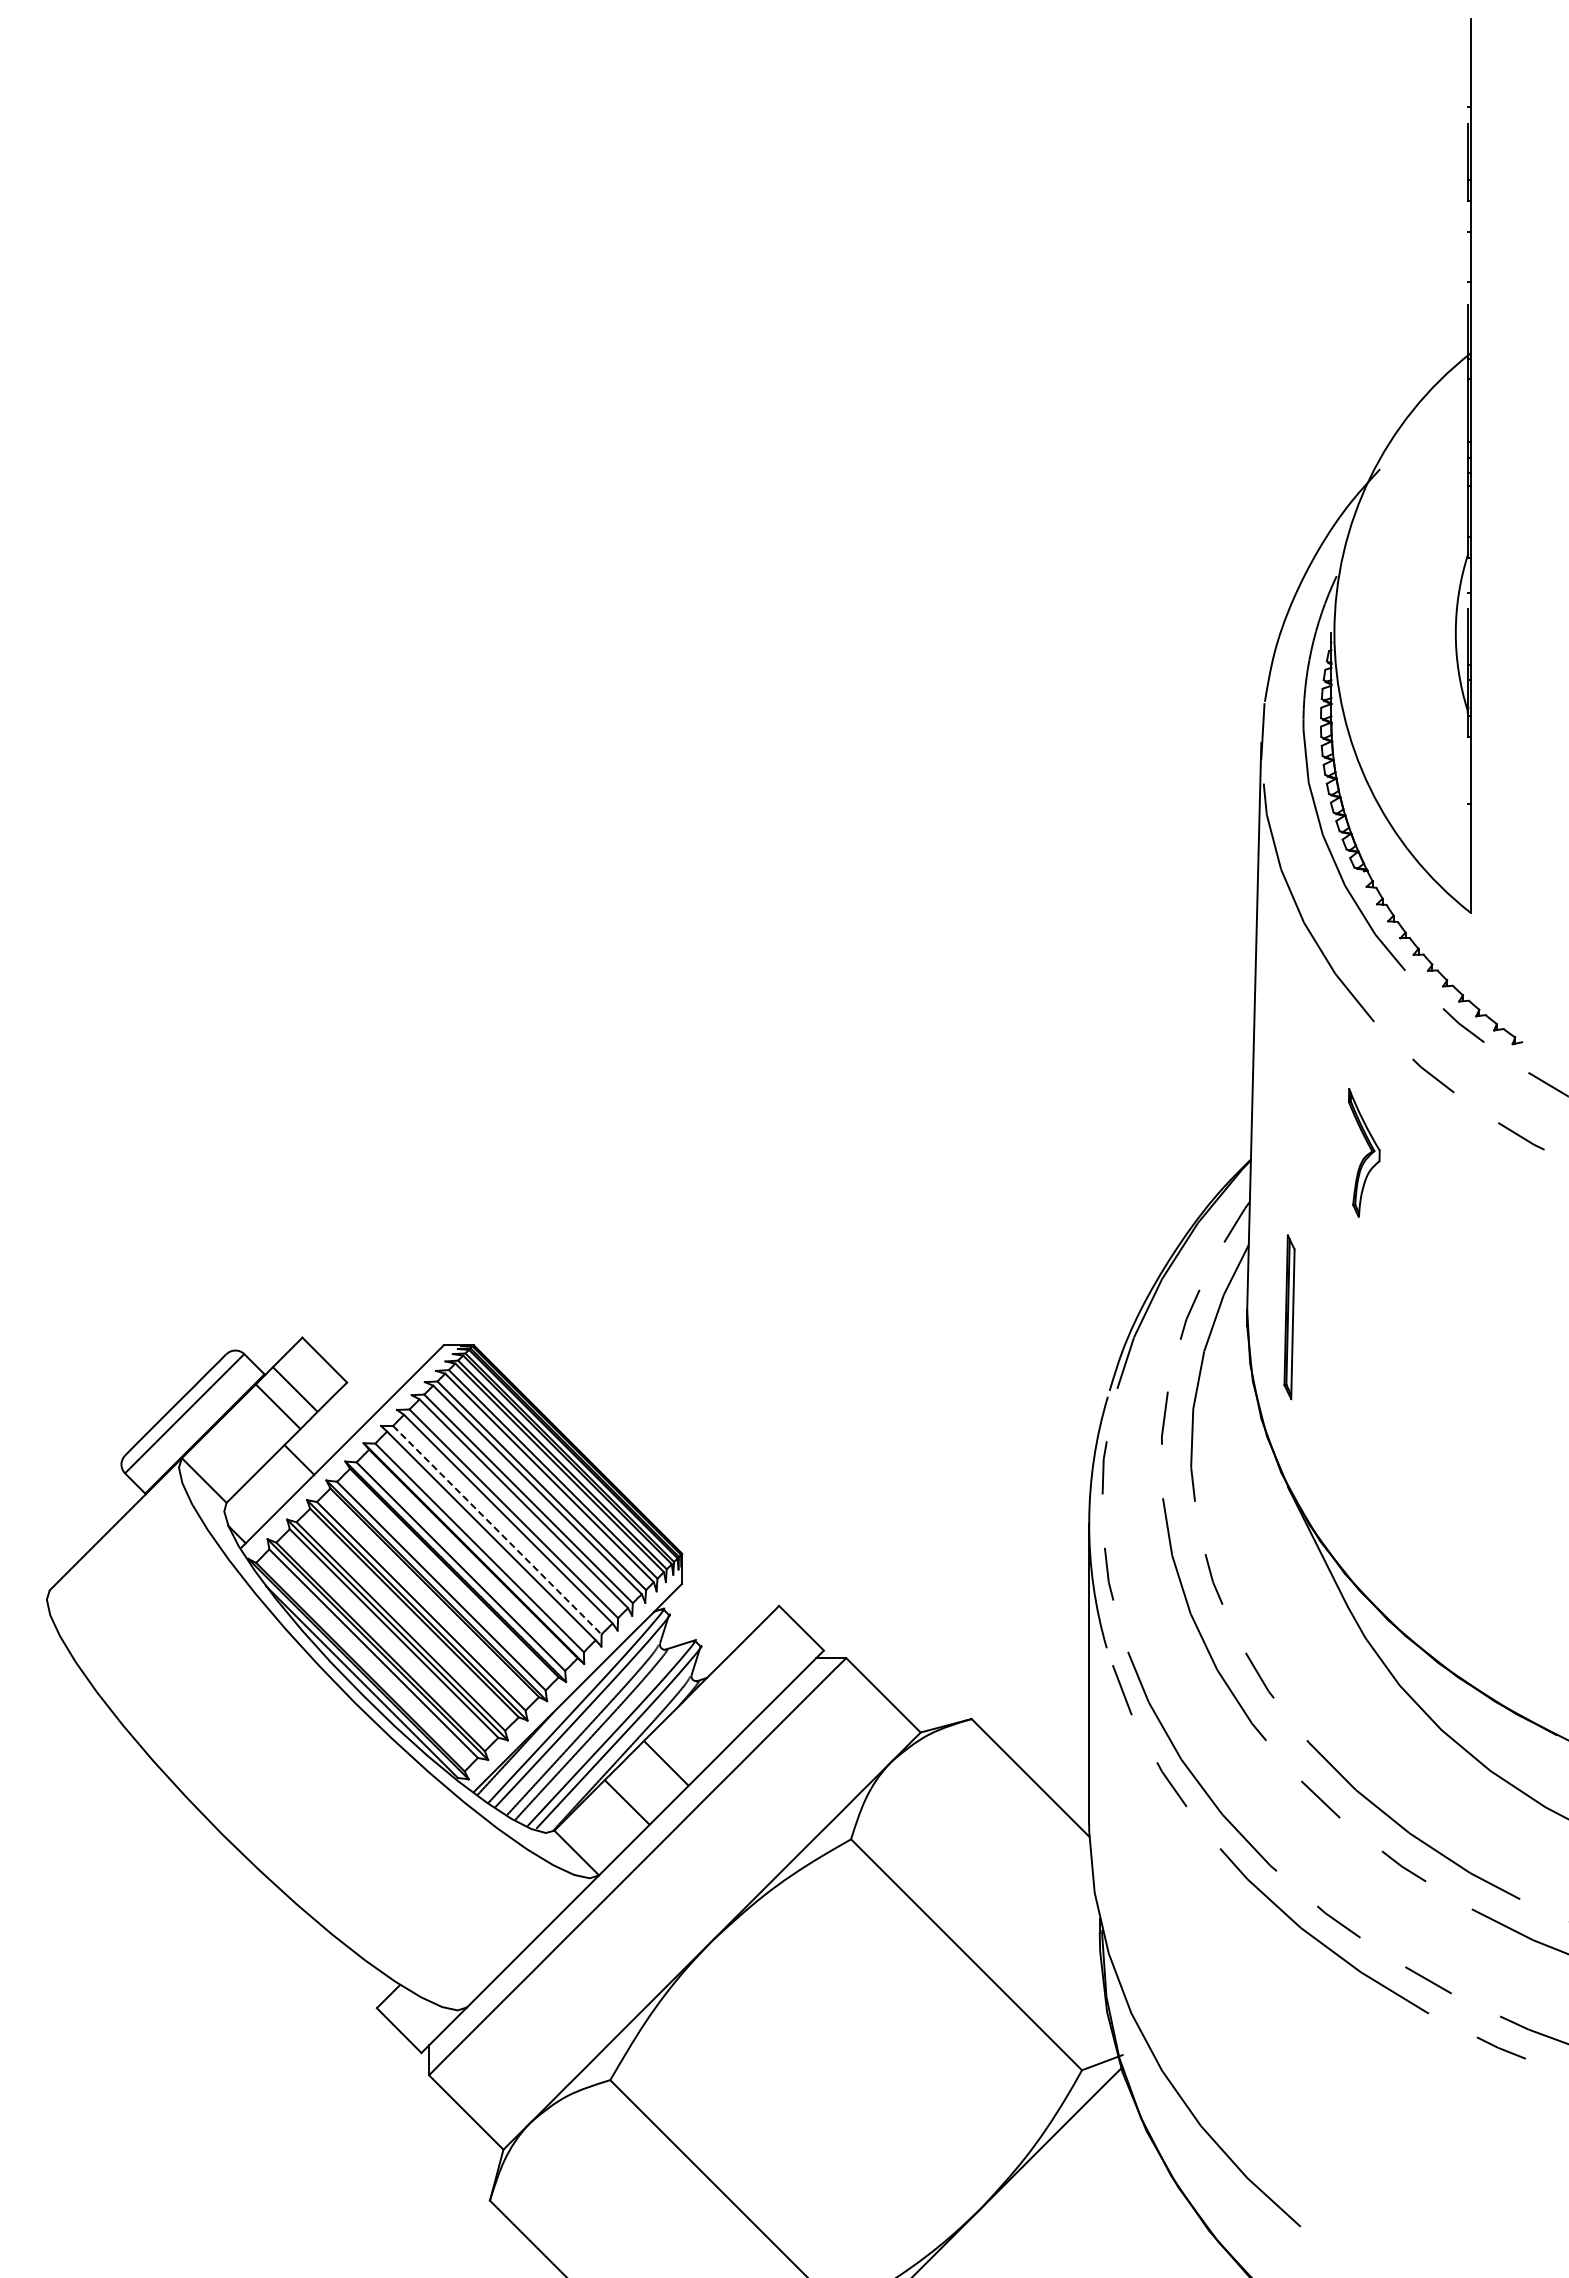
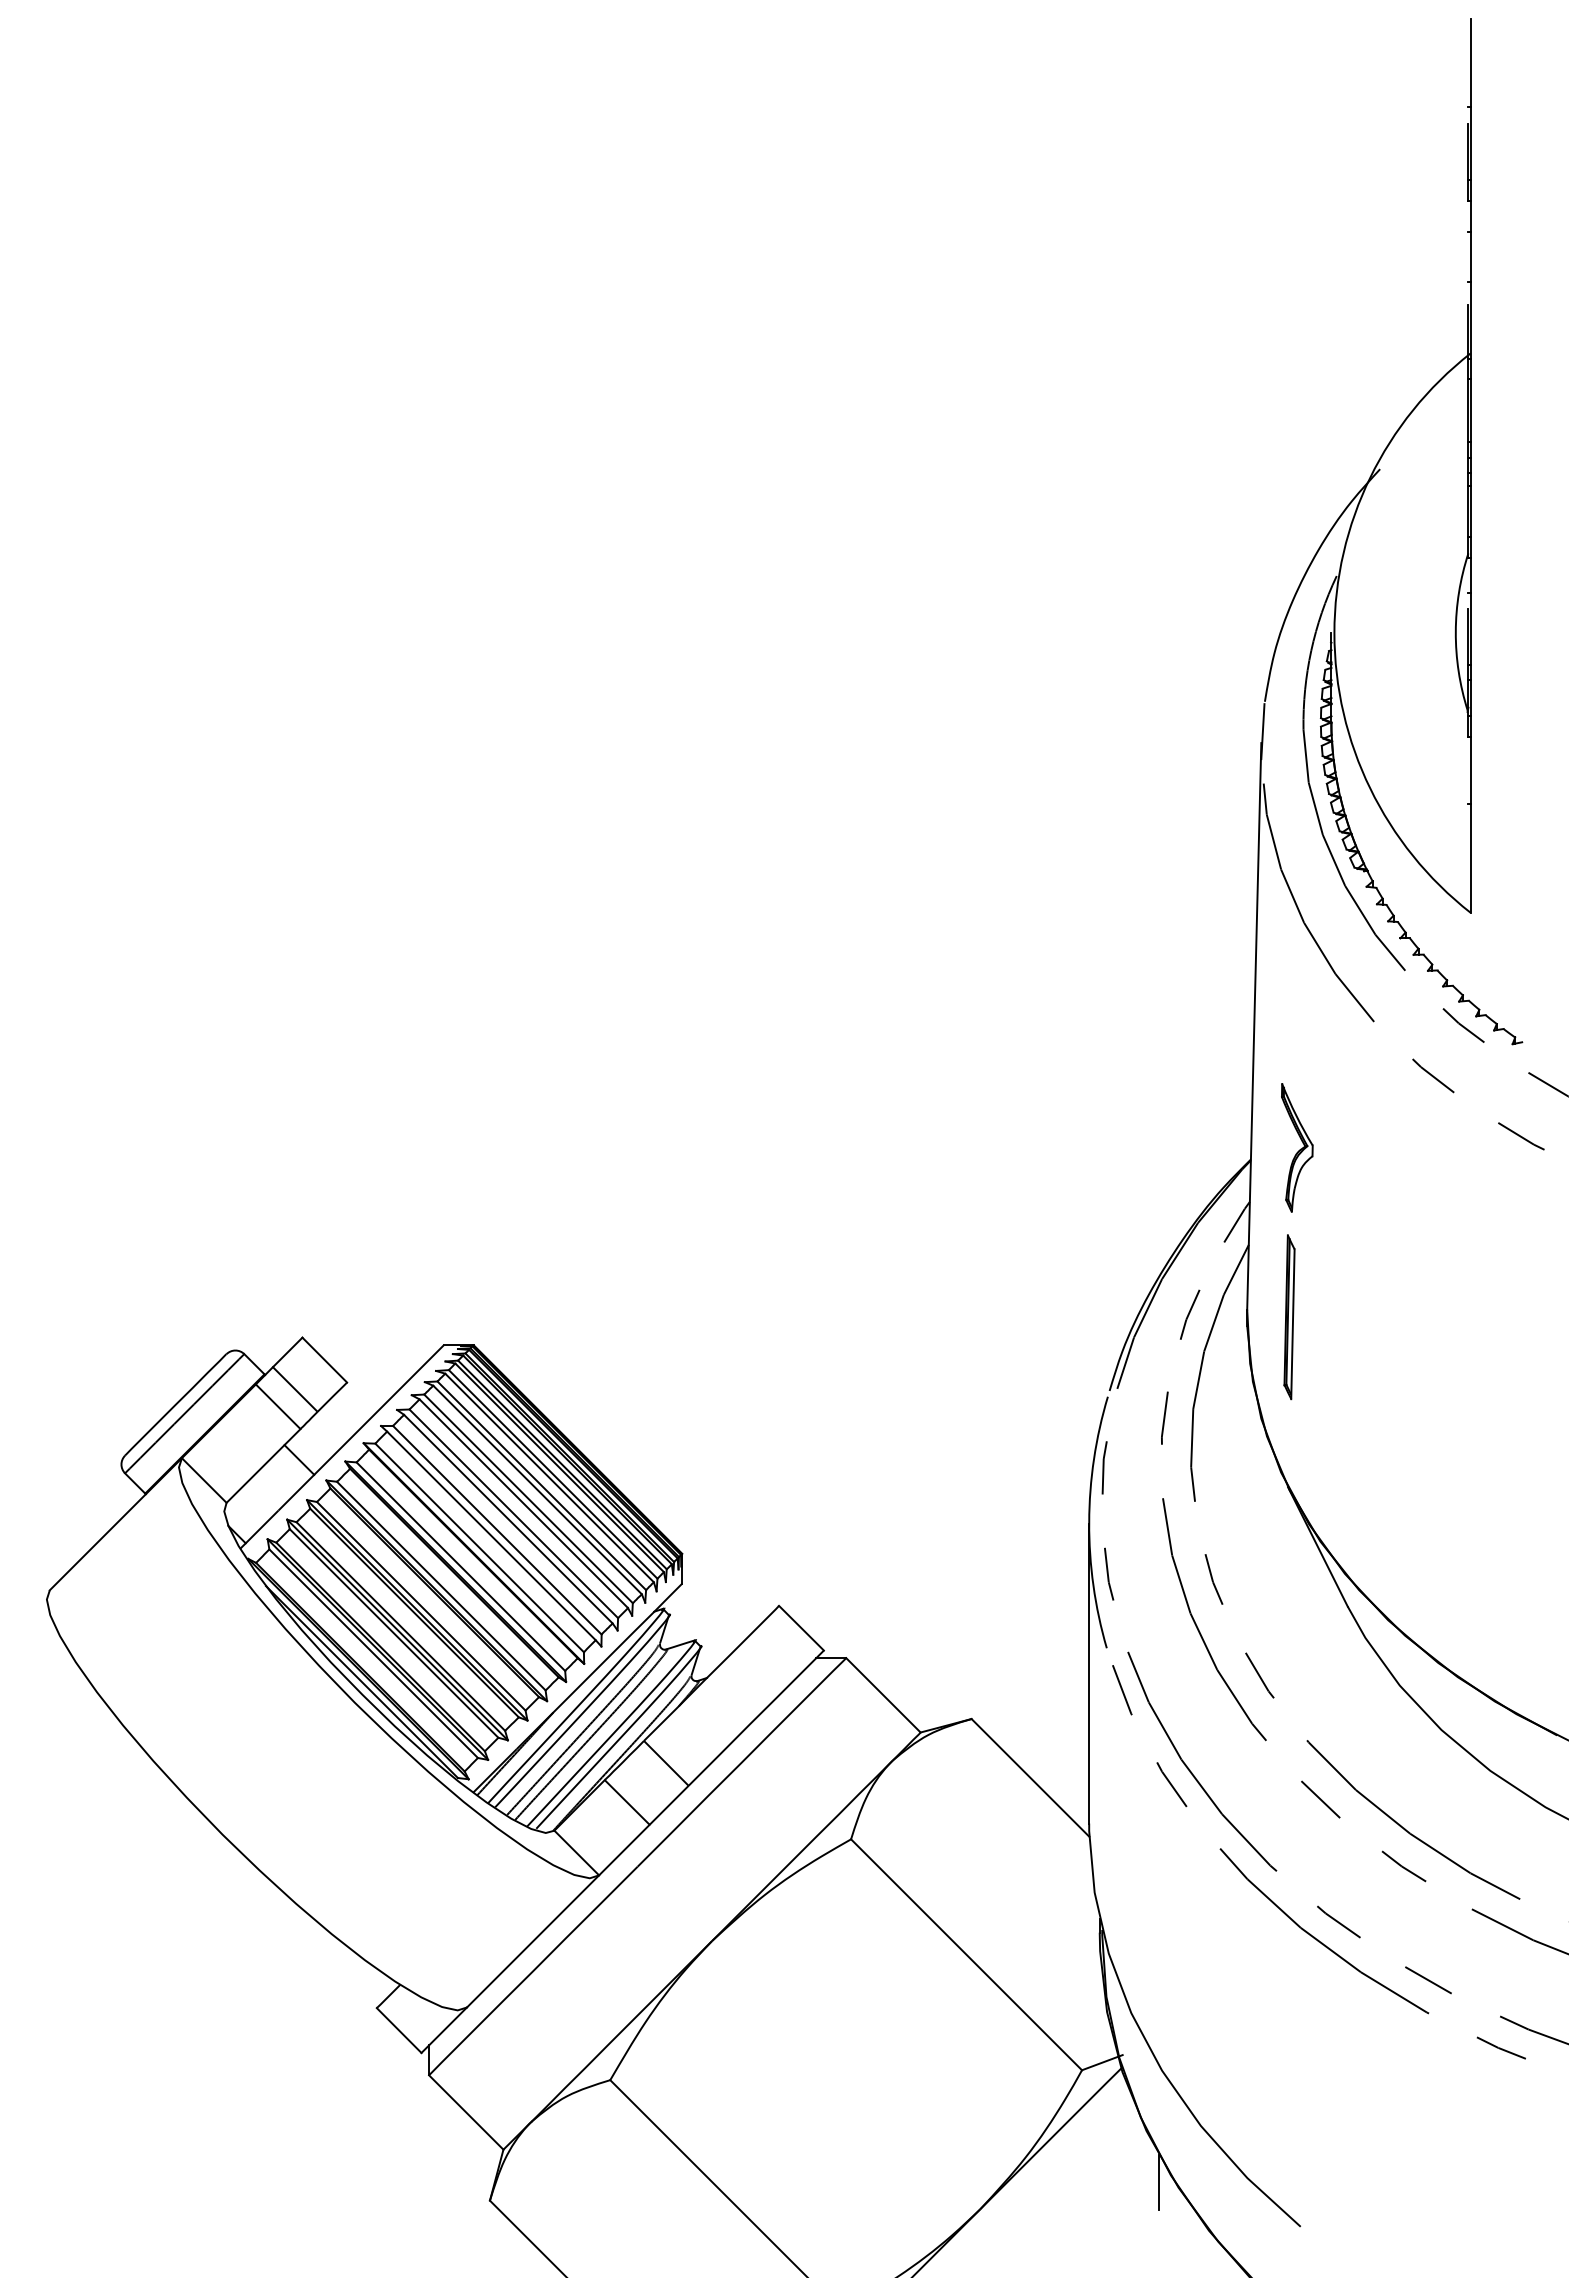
part position: (1364, 1152) -> (1297, 1147) (1297, 1147)
line: dashed -> solid (497, 1530)
line: none -> present (1158, 2181)
